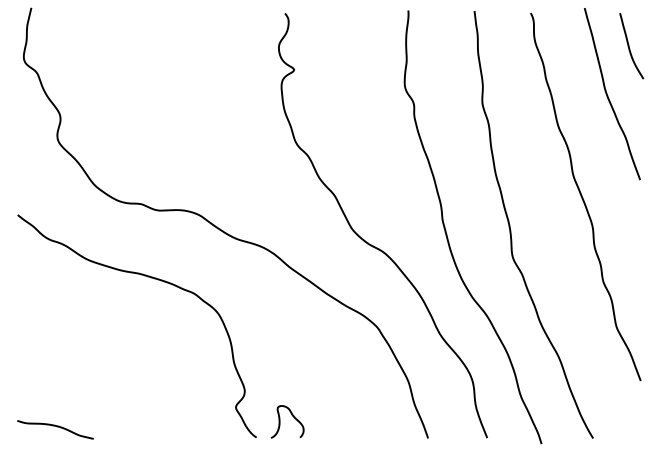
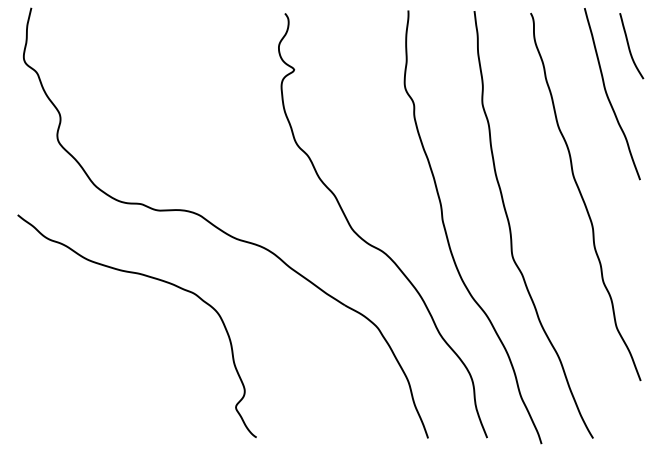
curve: present -> none (280, 421)
curve: present -> none (57, 427)
